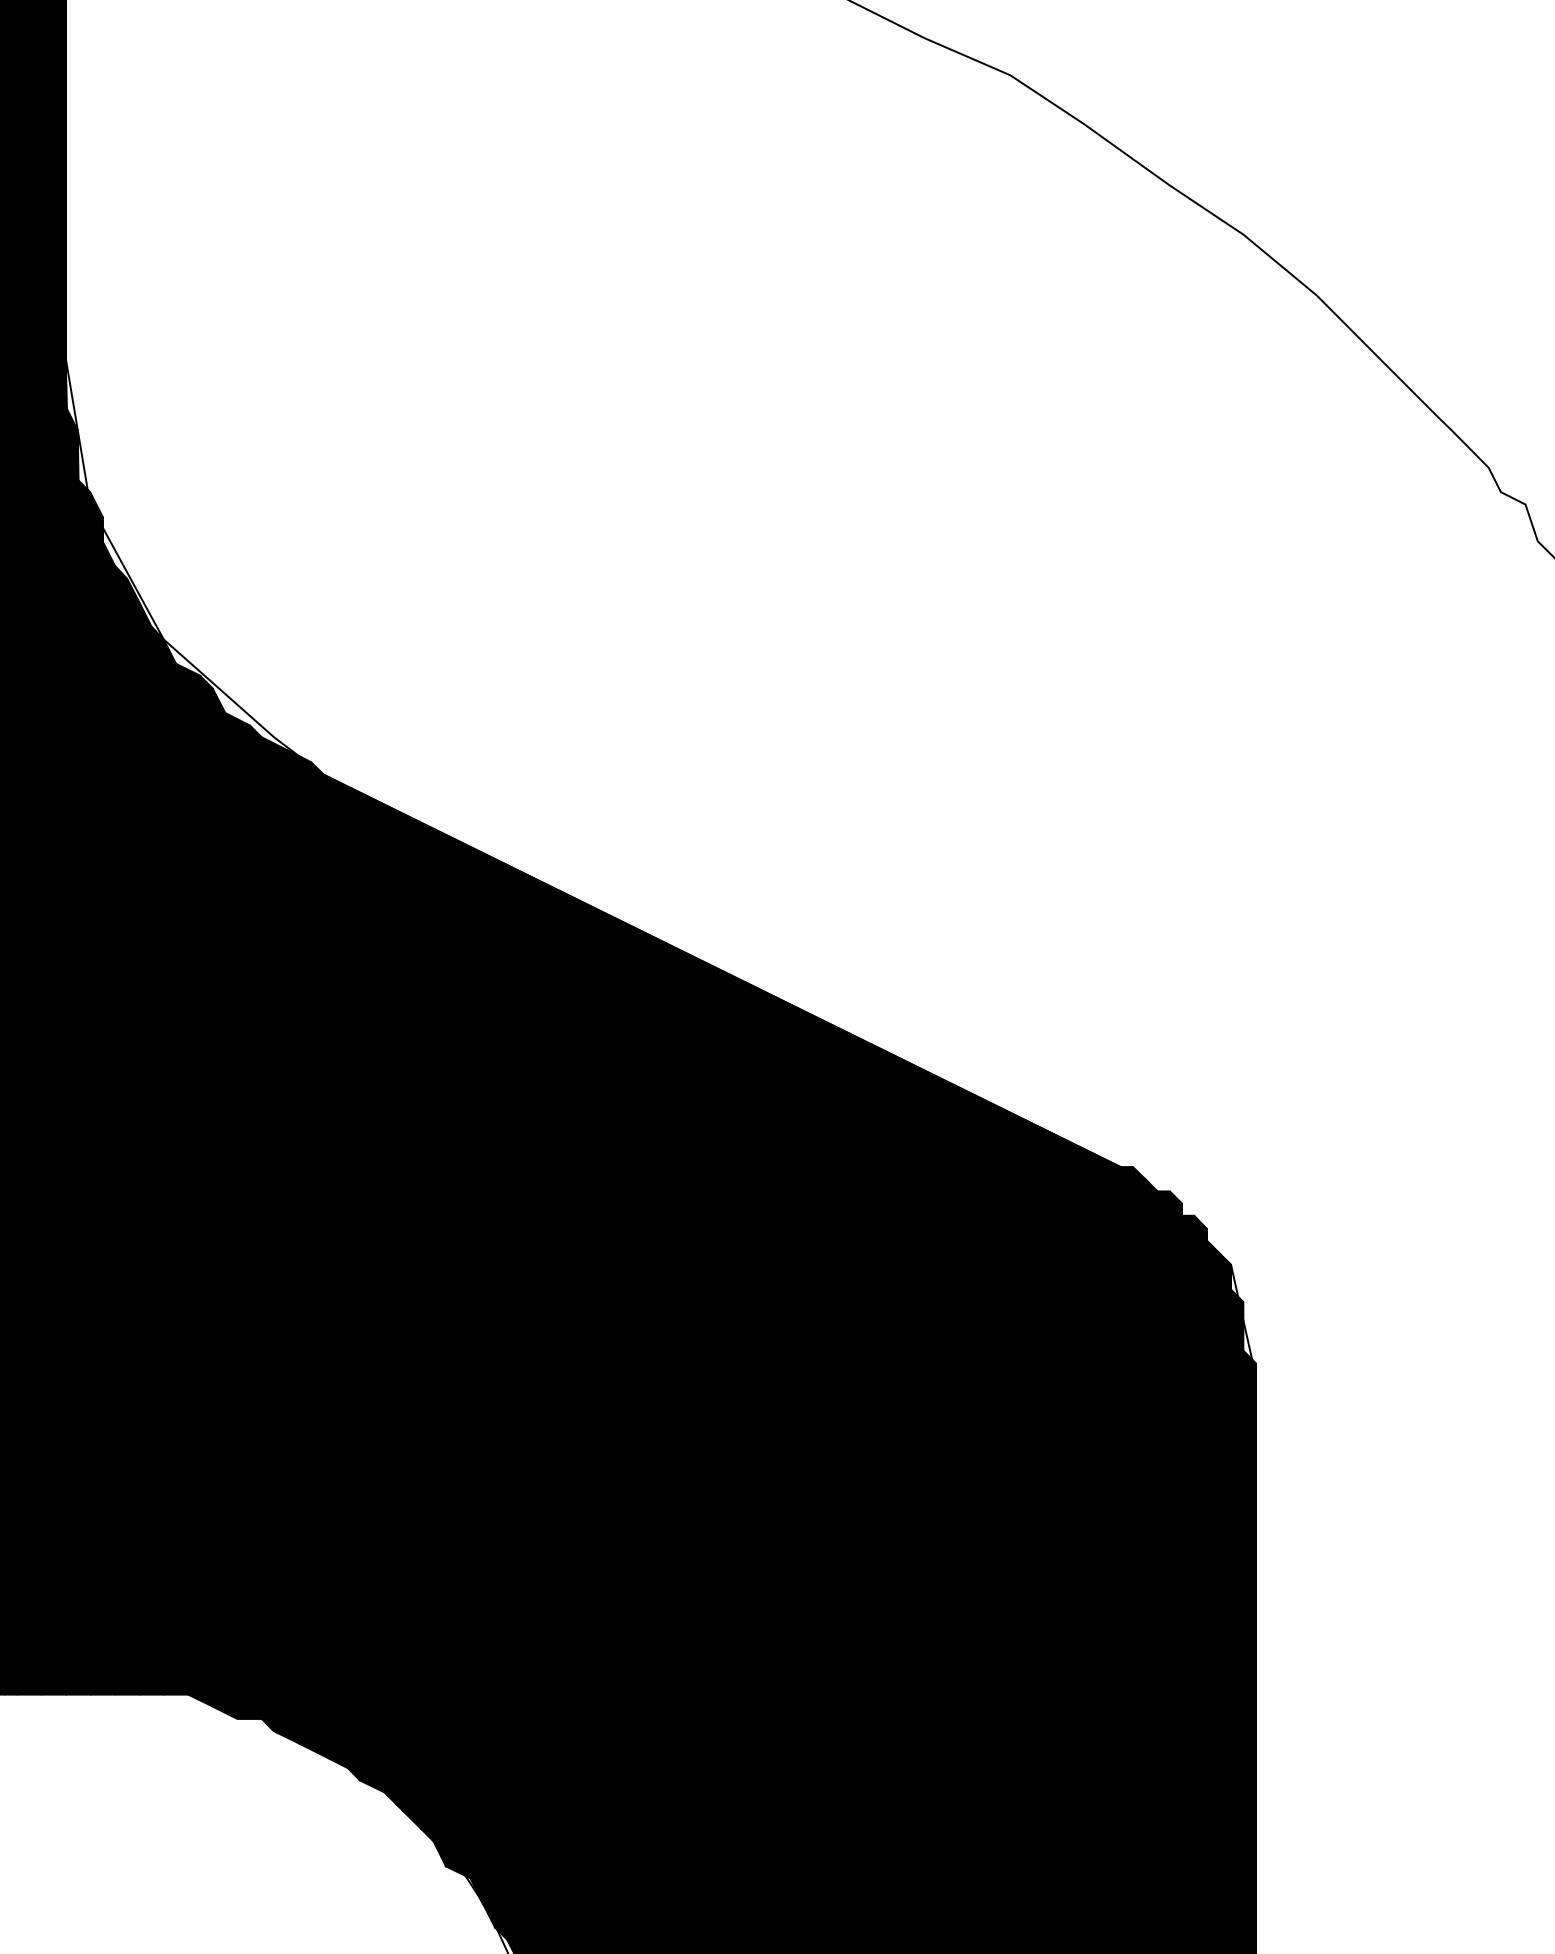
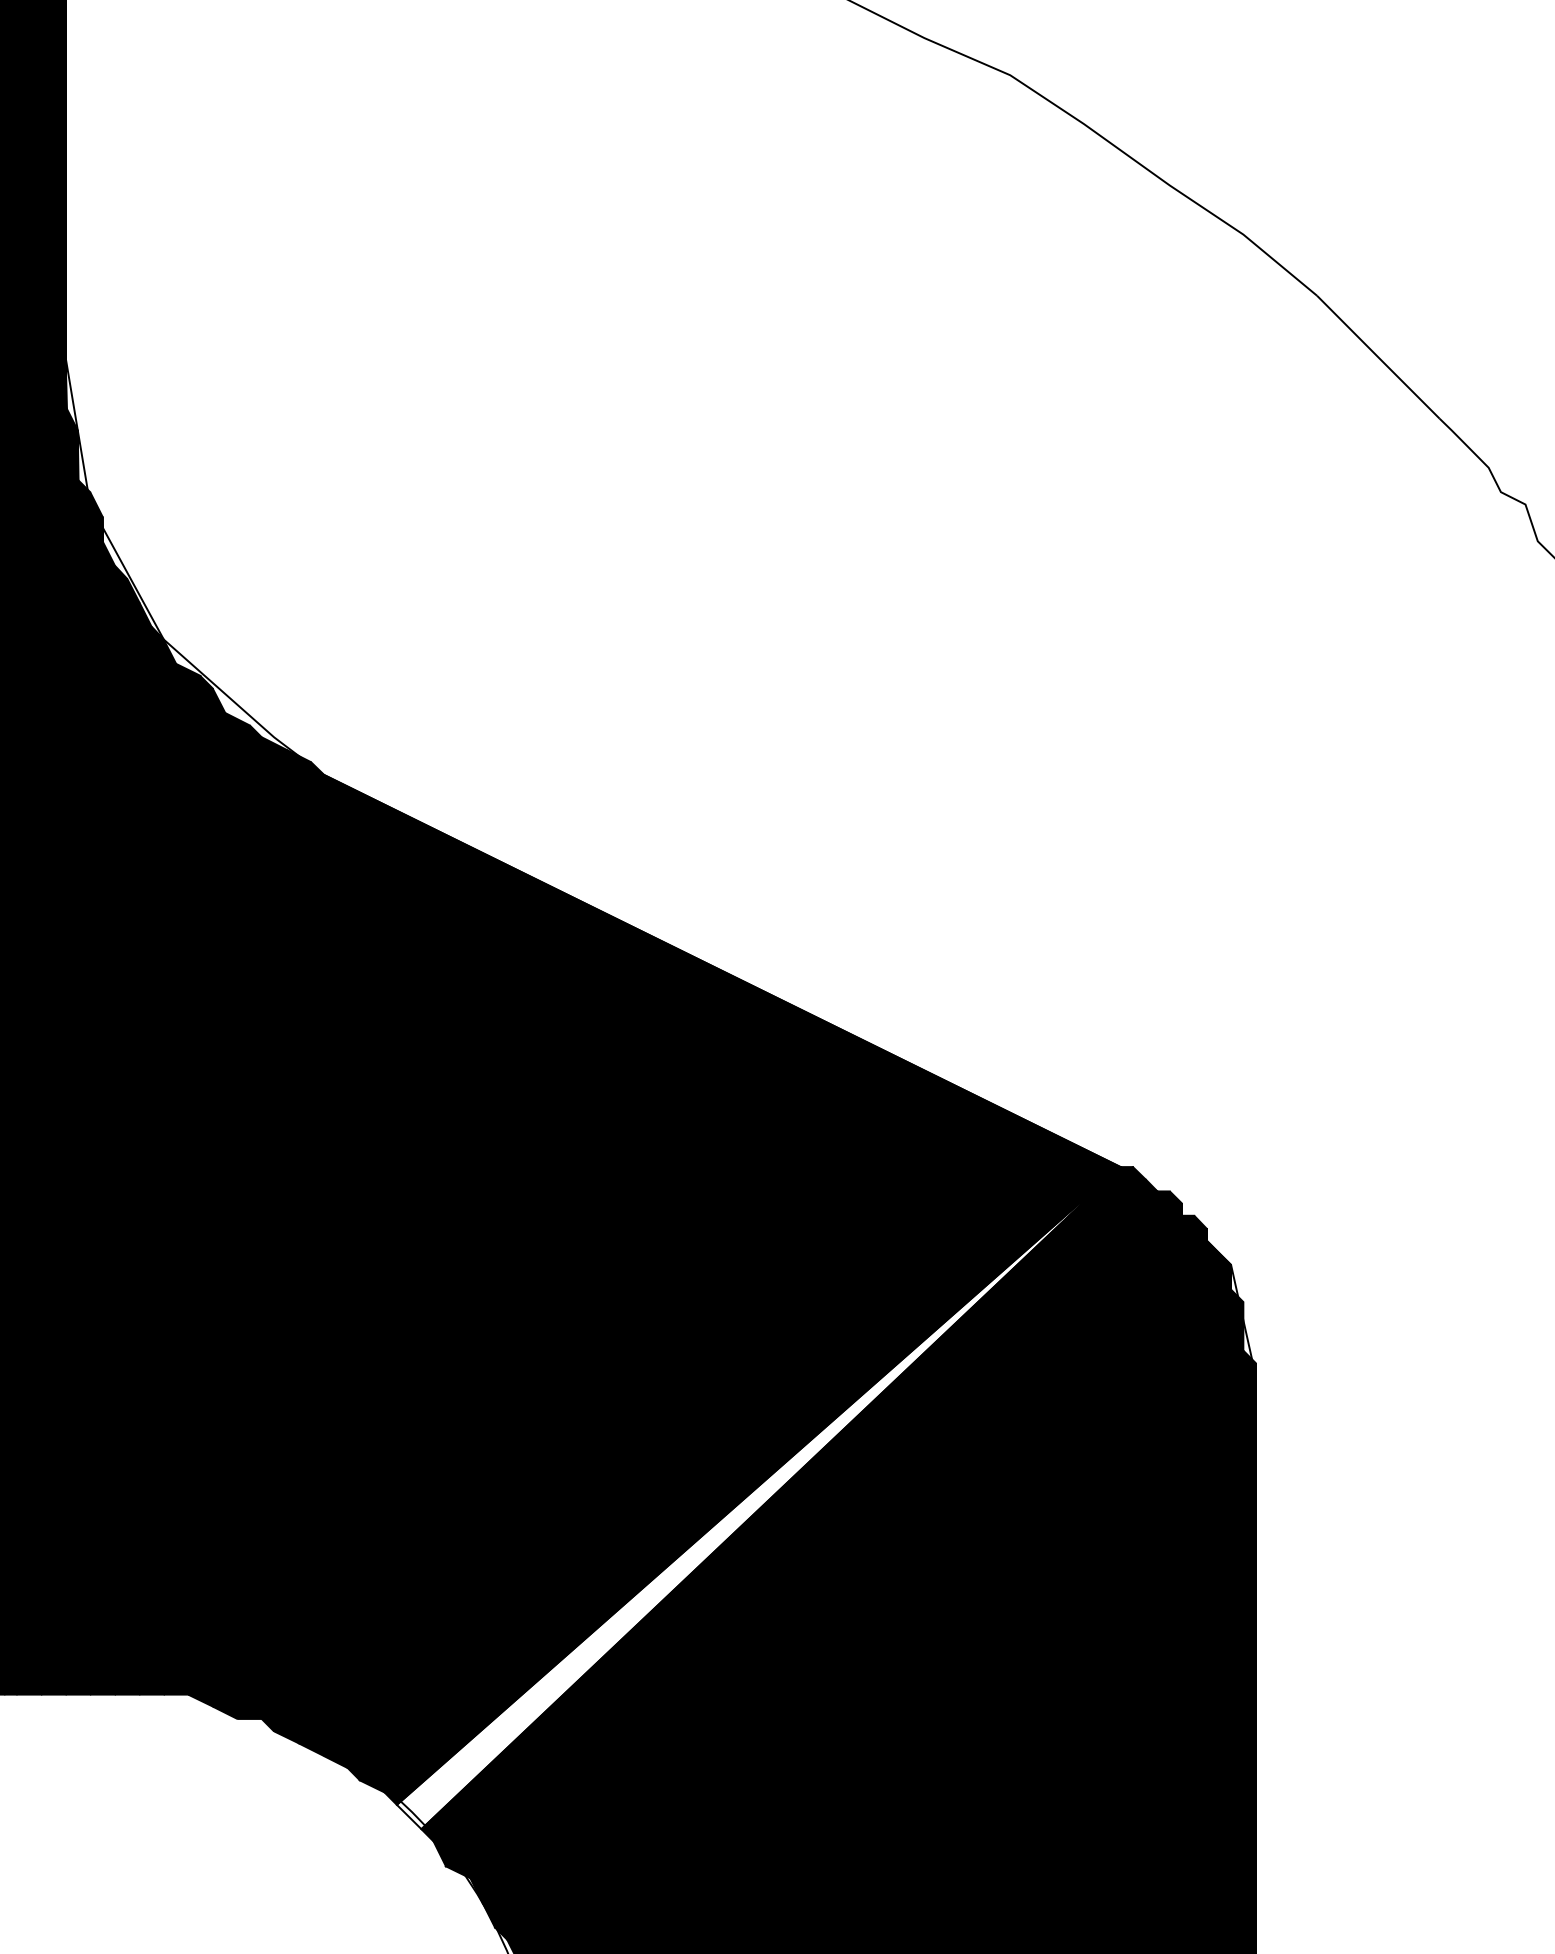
fill: present -> none (758, 1498)
